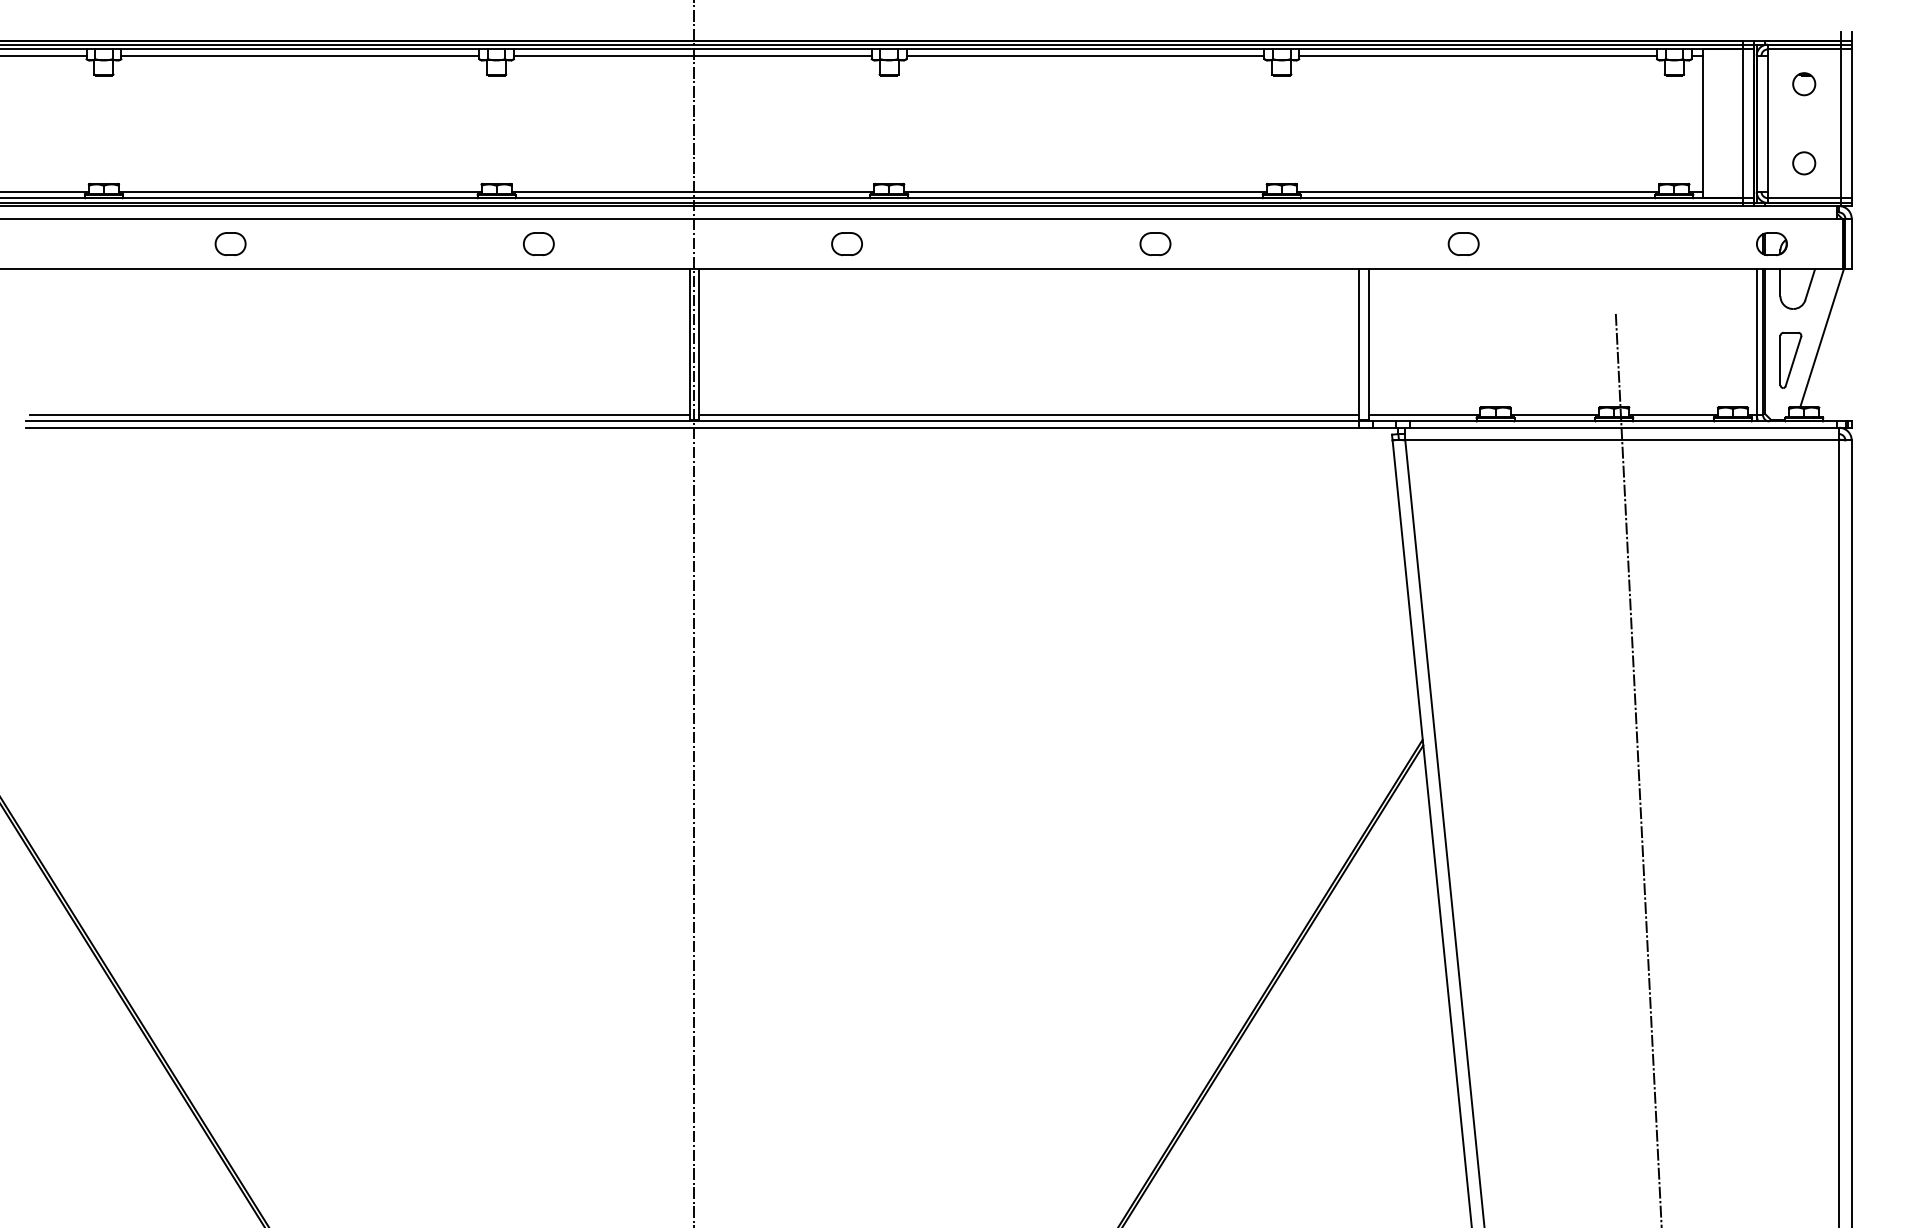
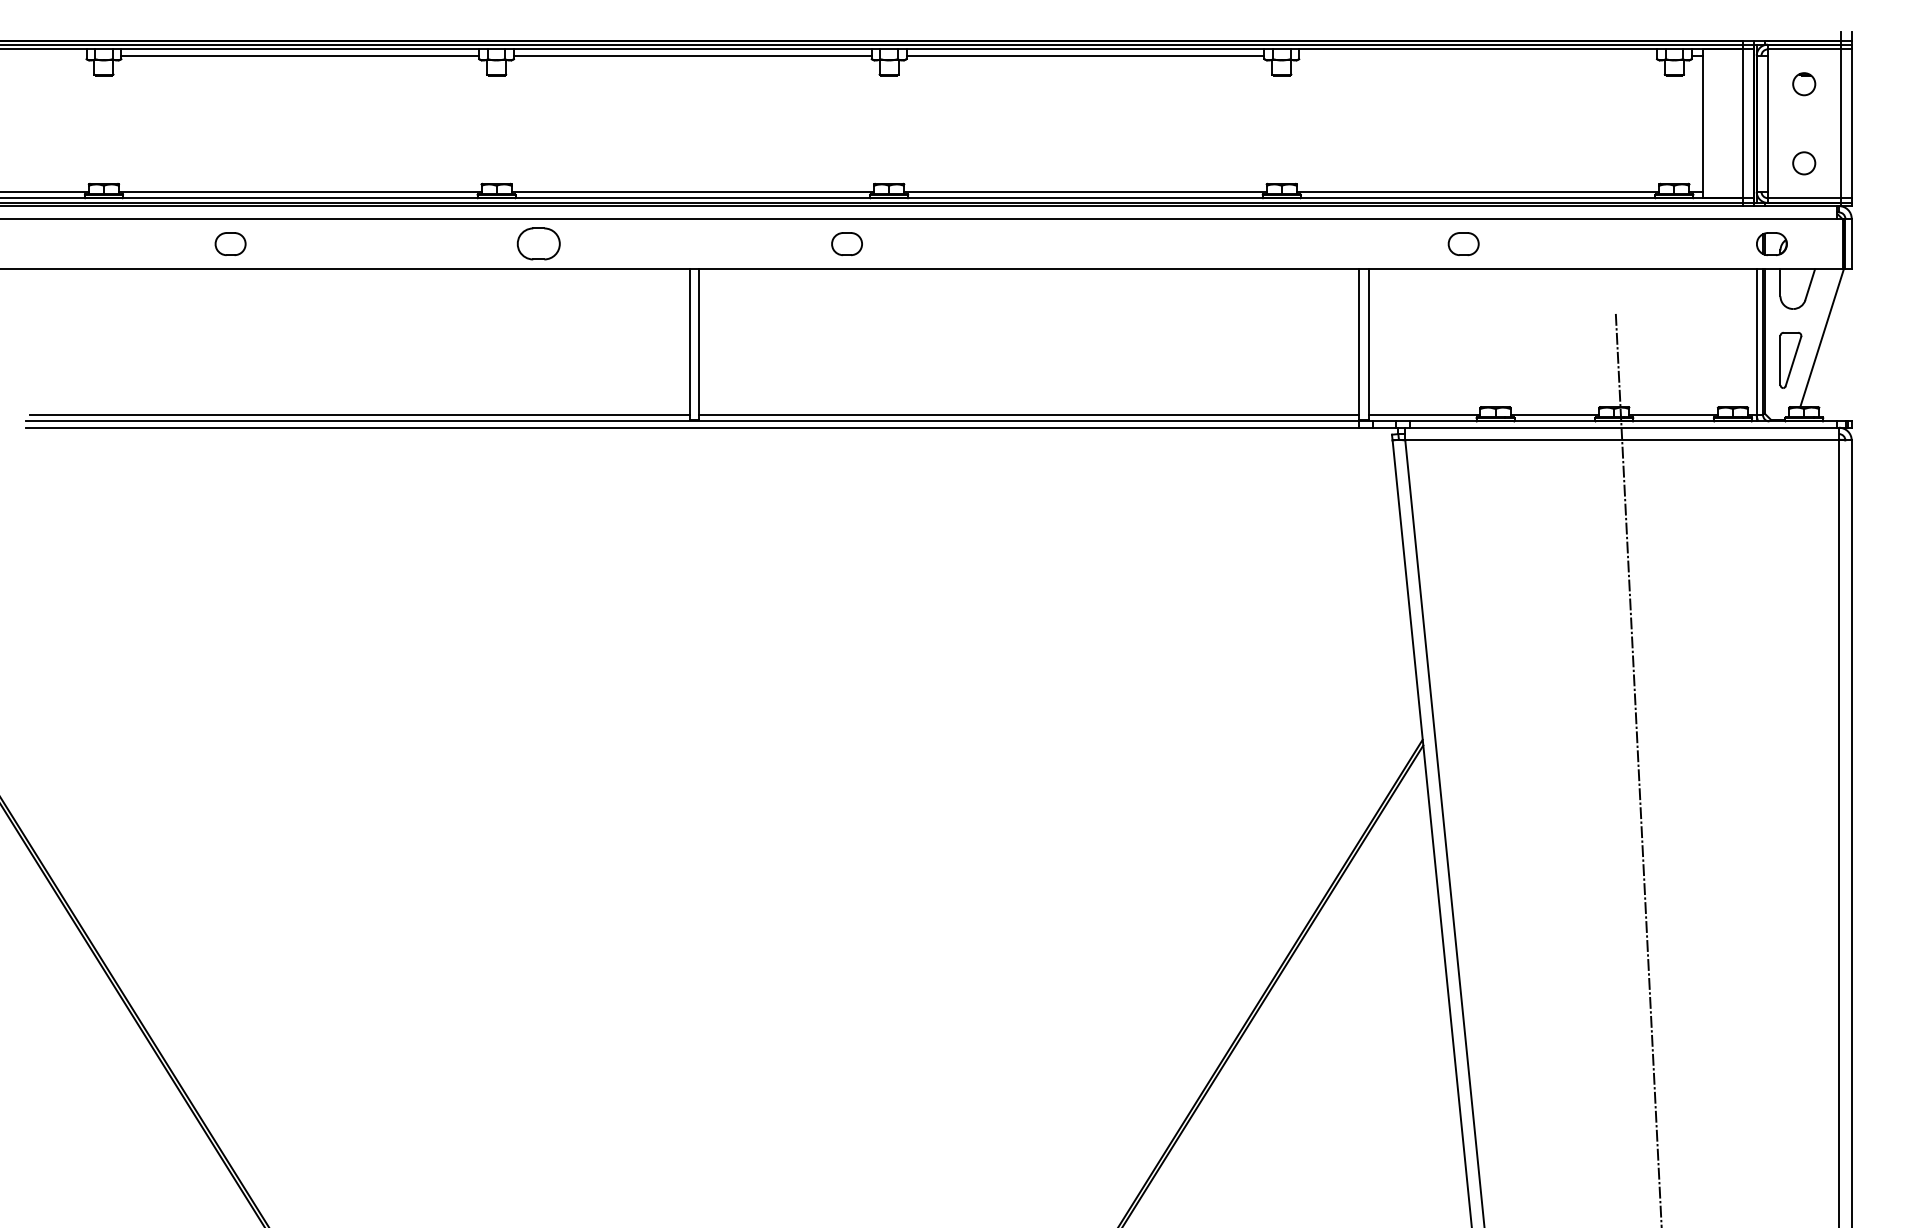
line: present -> none (44, 55)
line: present -> none (1478, 55)
part: present -> none (1155, 243)
part size: 32x25 px -> 45x34 px (538, 243)
line: present -> none (693, 613)
